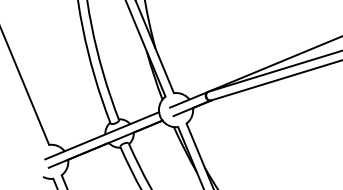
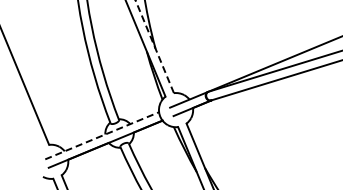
line: solid -> dashed (154, 46)
line: solid -> dashed (102, 135)
